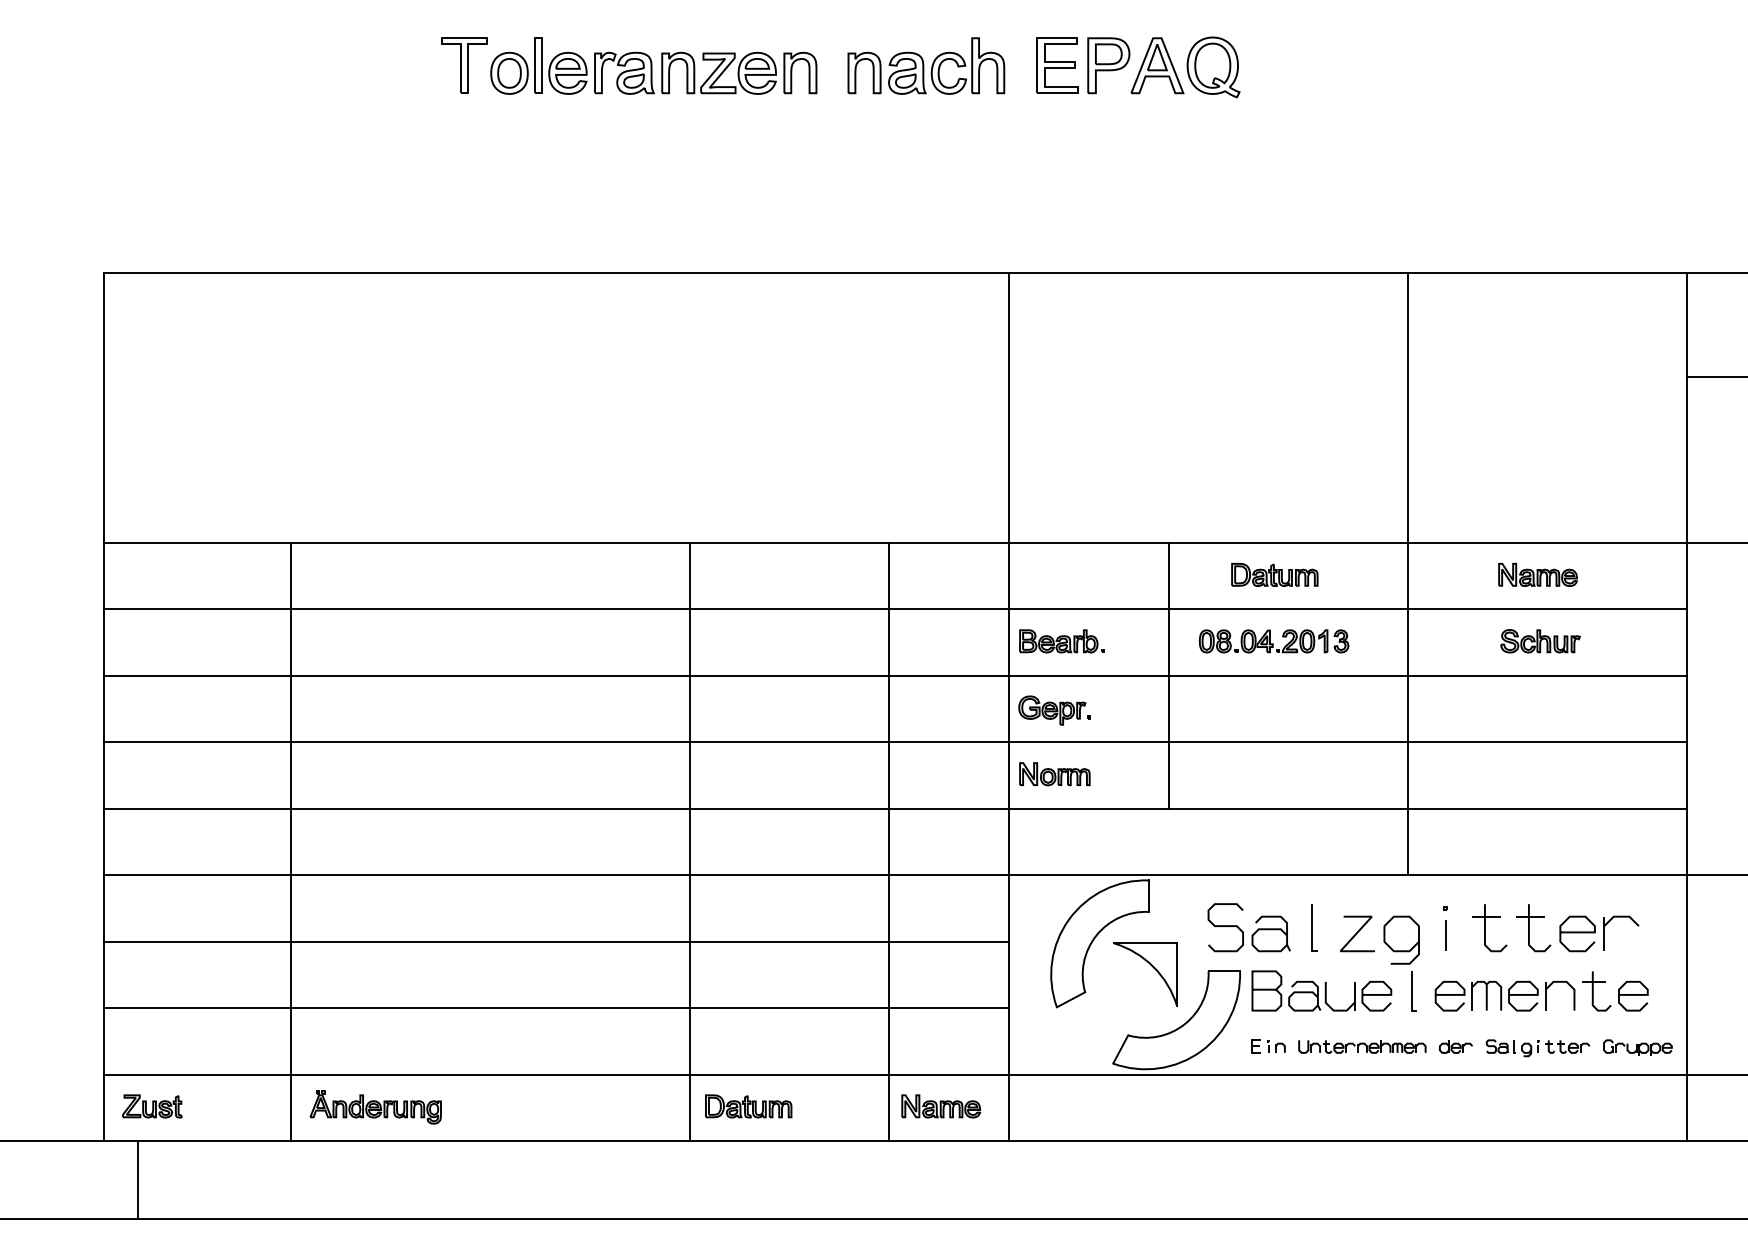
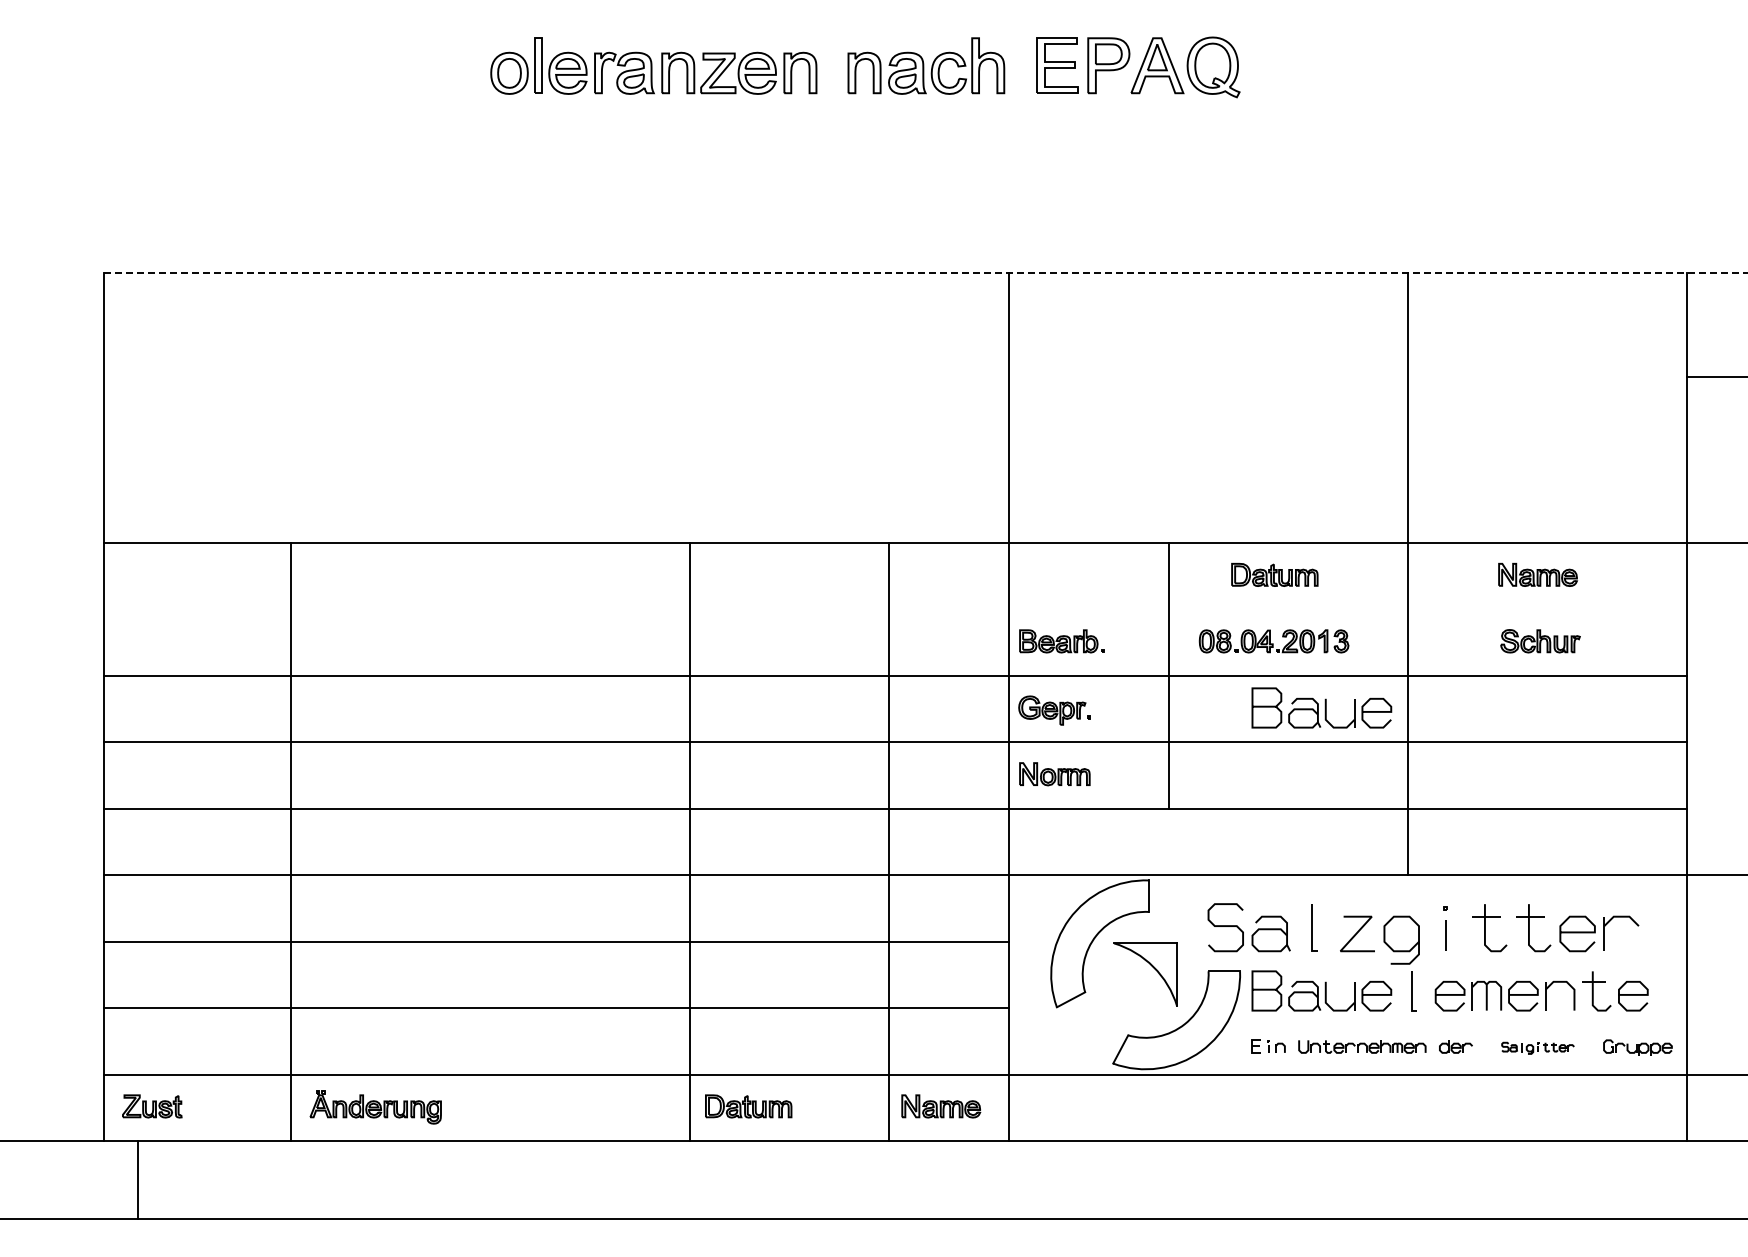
part: present -> none (464, 65)
line: solid -> dashed (925, 273)
line: present -> none (895, 609)
part: none -> present (1321, 707)
part size: 106x19 px -> 74x14 px (1537, 1047)
